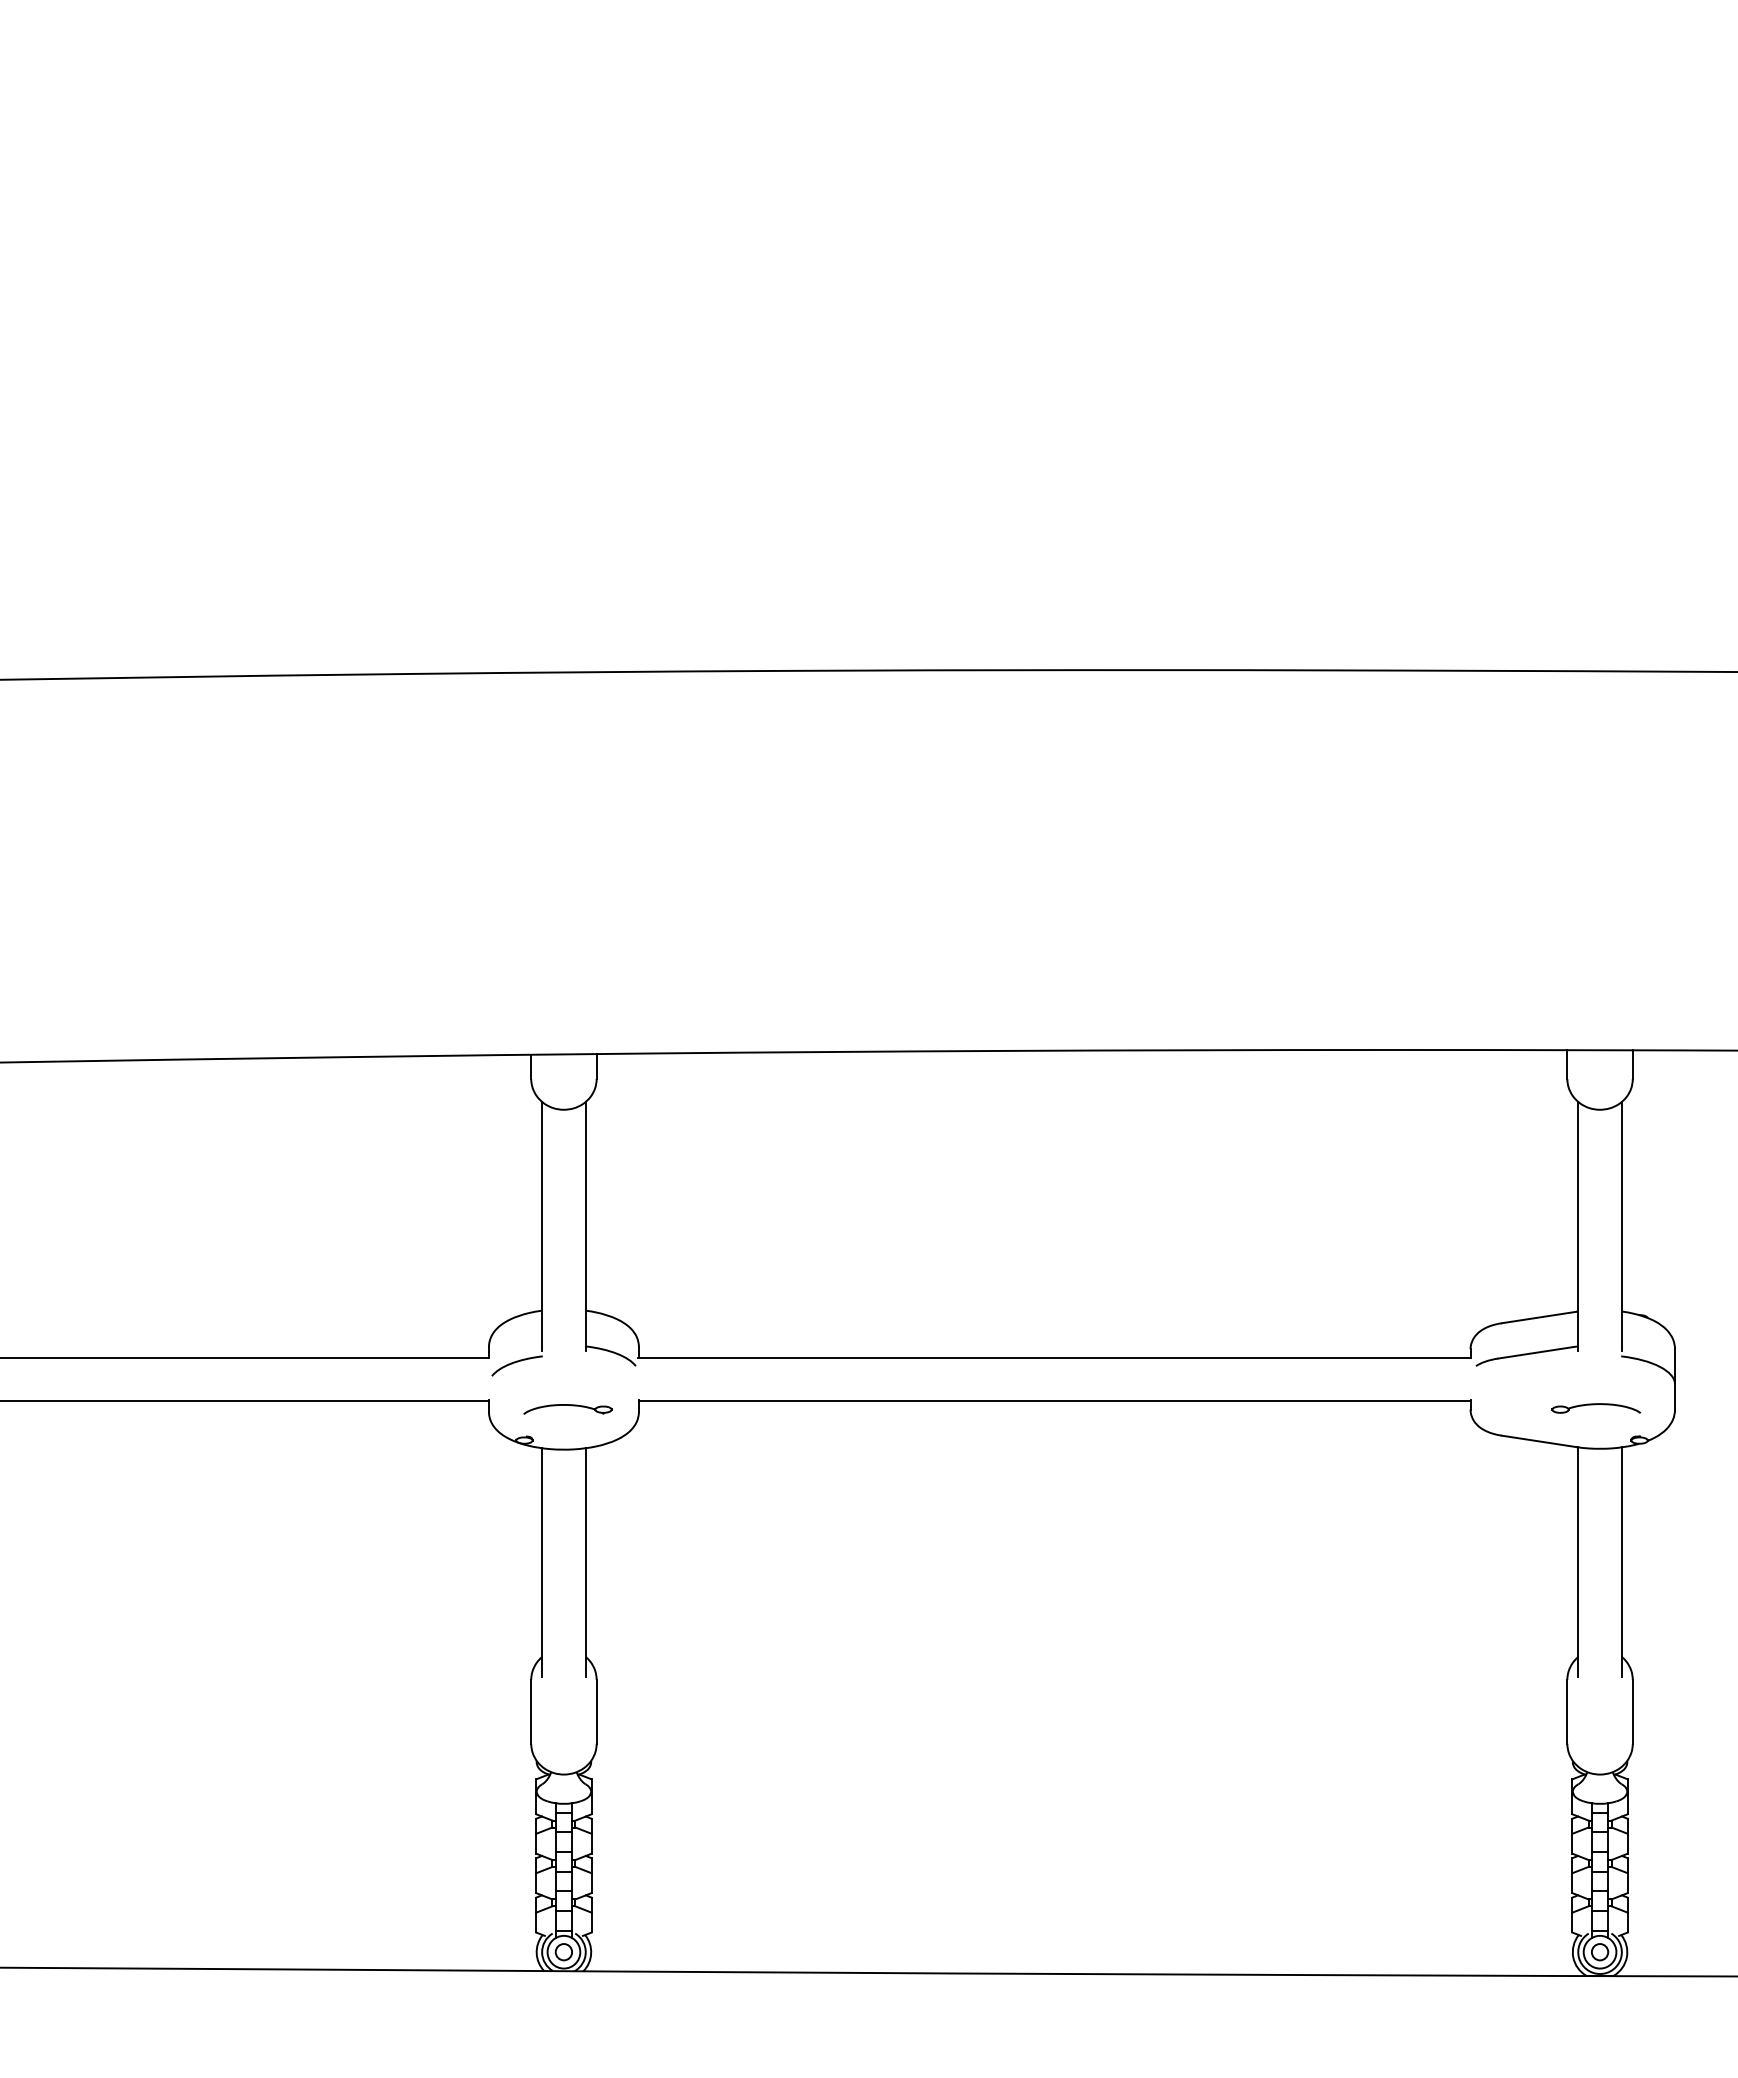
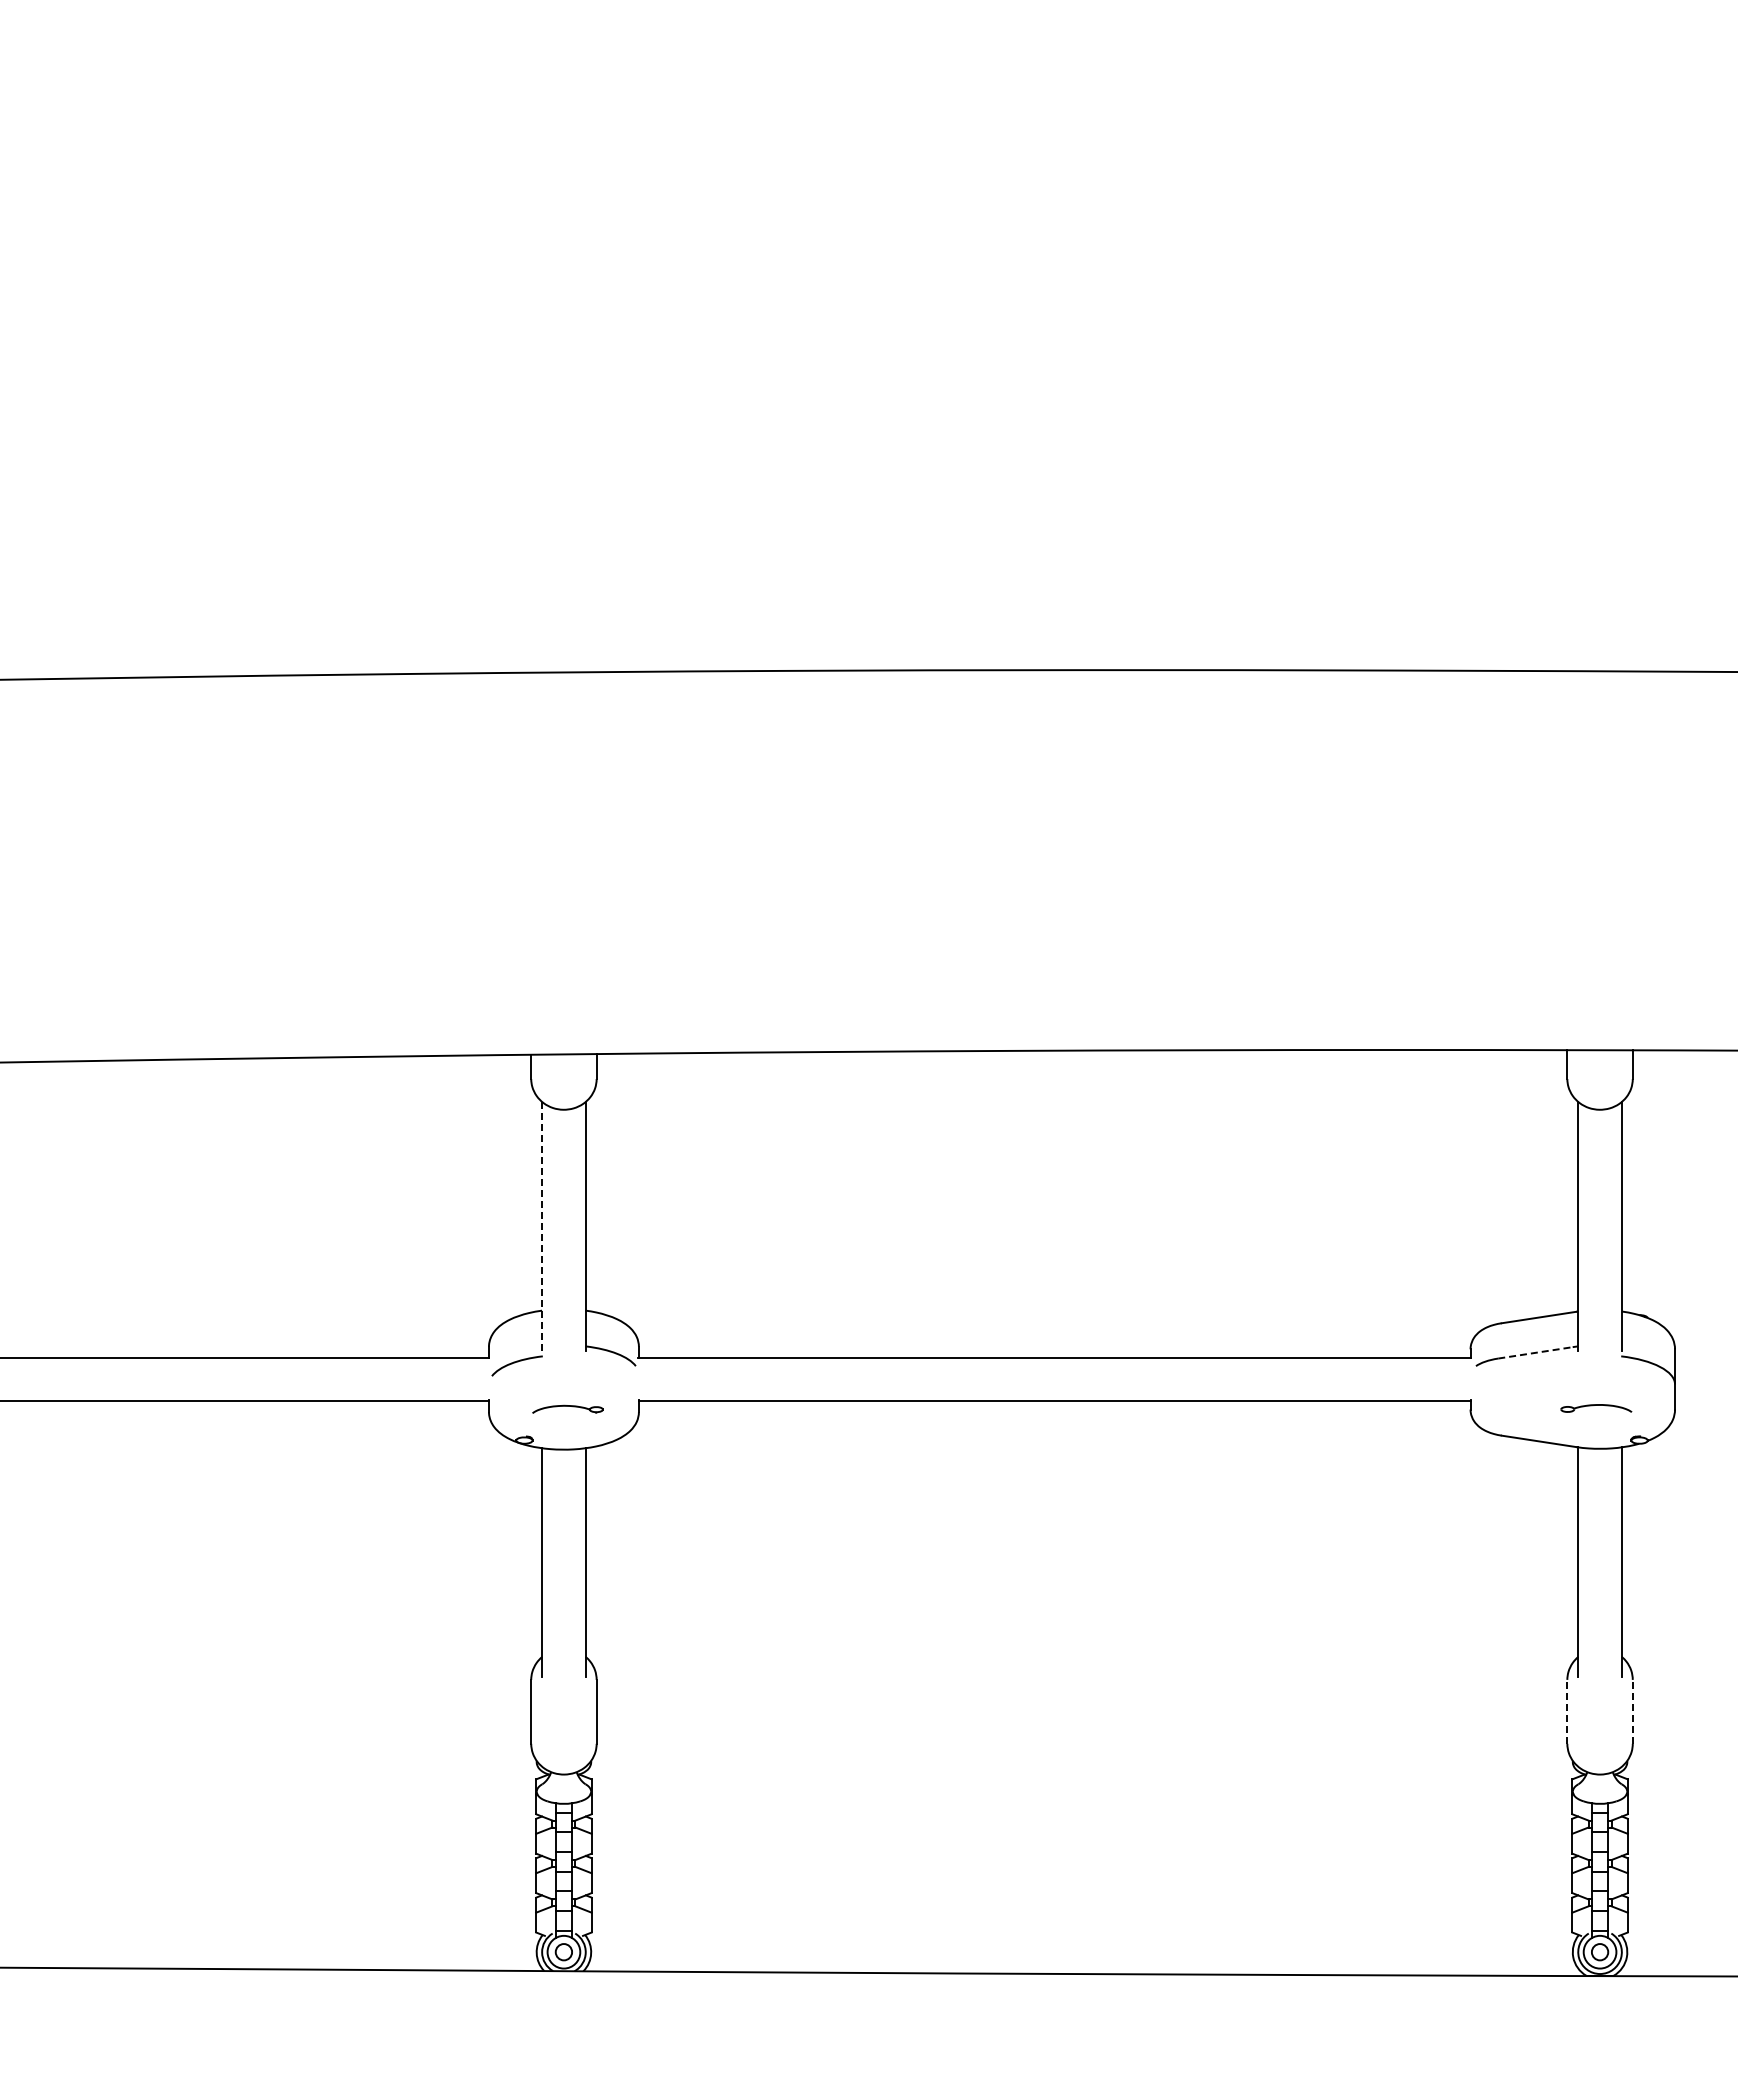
line: solid -> dashed (542, 1226)
line: solid -> dashed (1535, 1352)
part size: 91x11 px -> 73x9 px (1596, 1408)
part size: 90x11 px -> 72x10 px (567, 1408)
line: solid -> dashed (1567, 1711)
line: solid -> dashed (1632, 1711)
